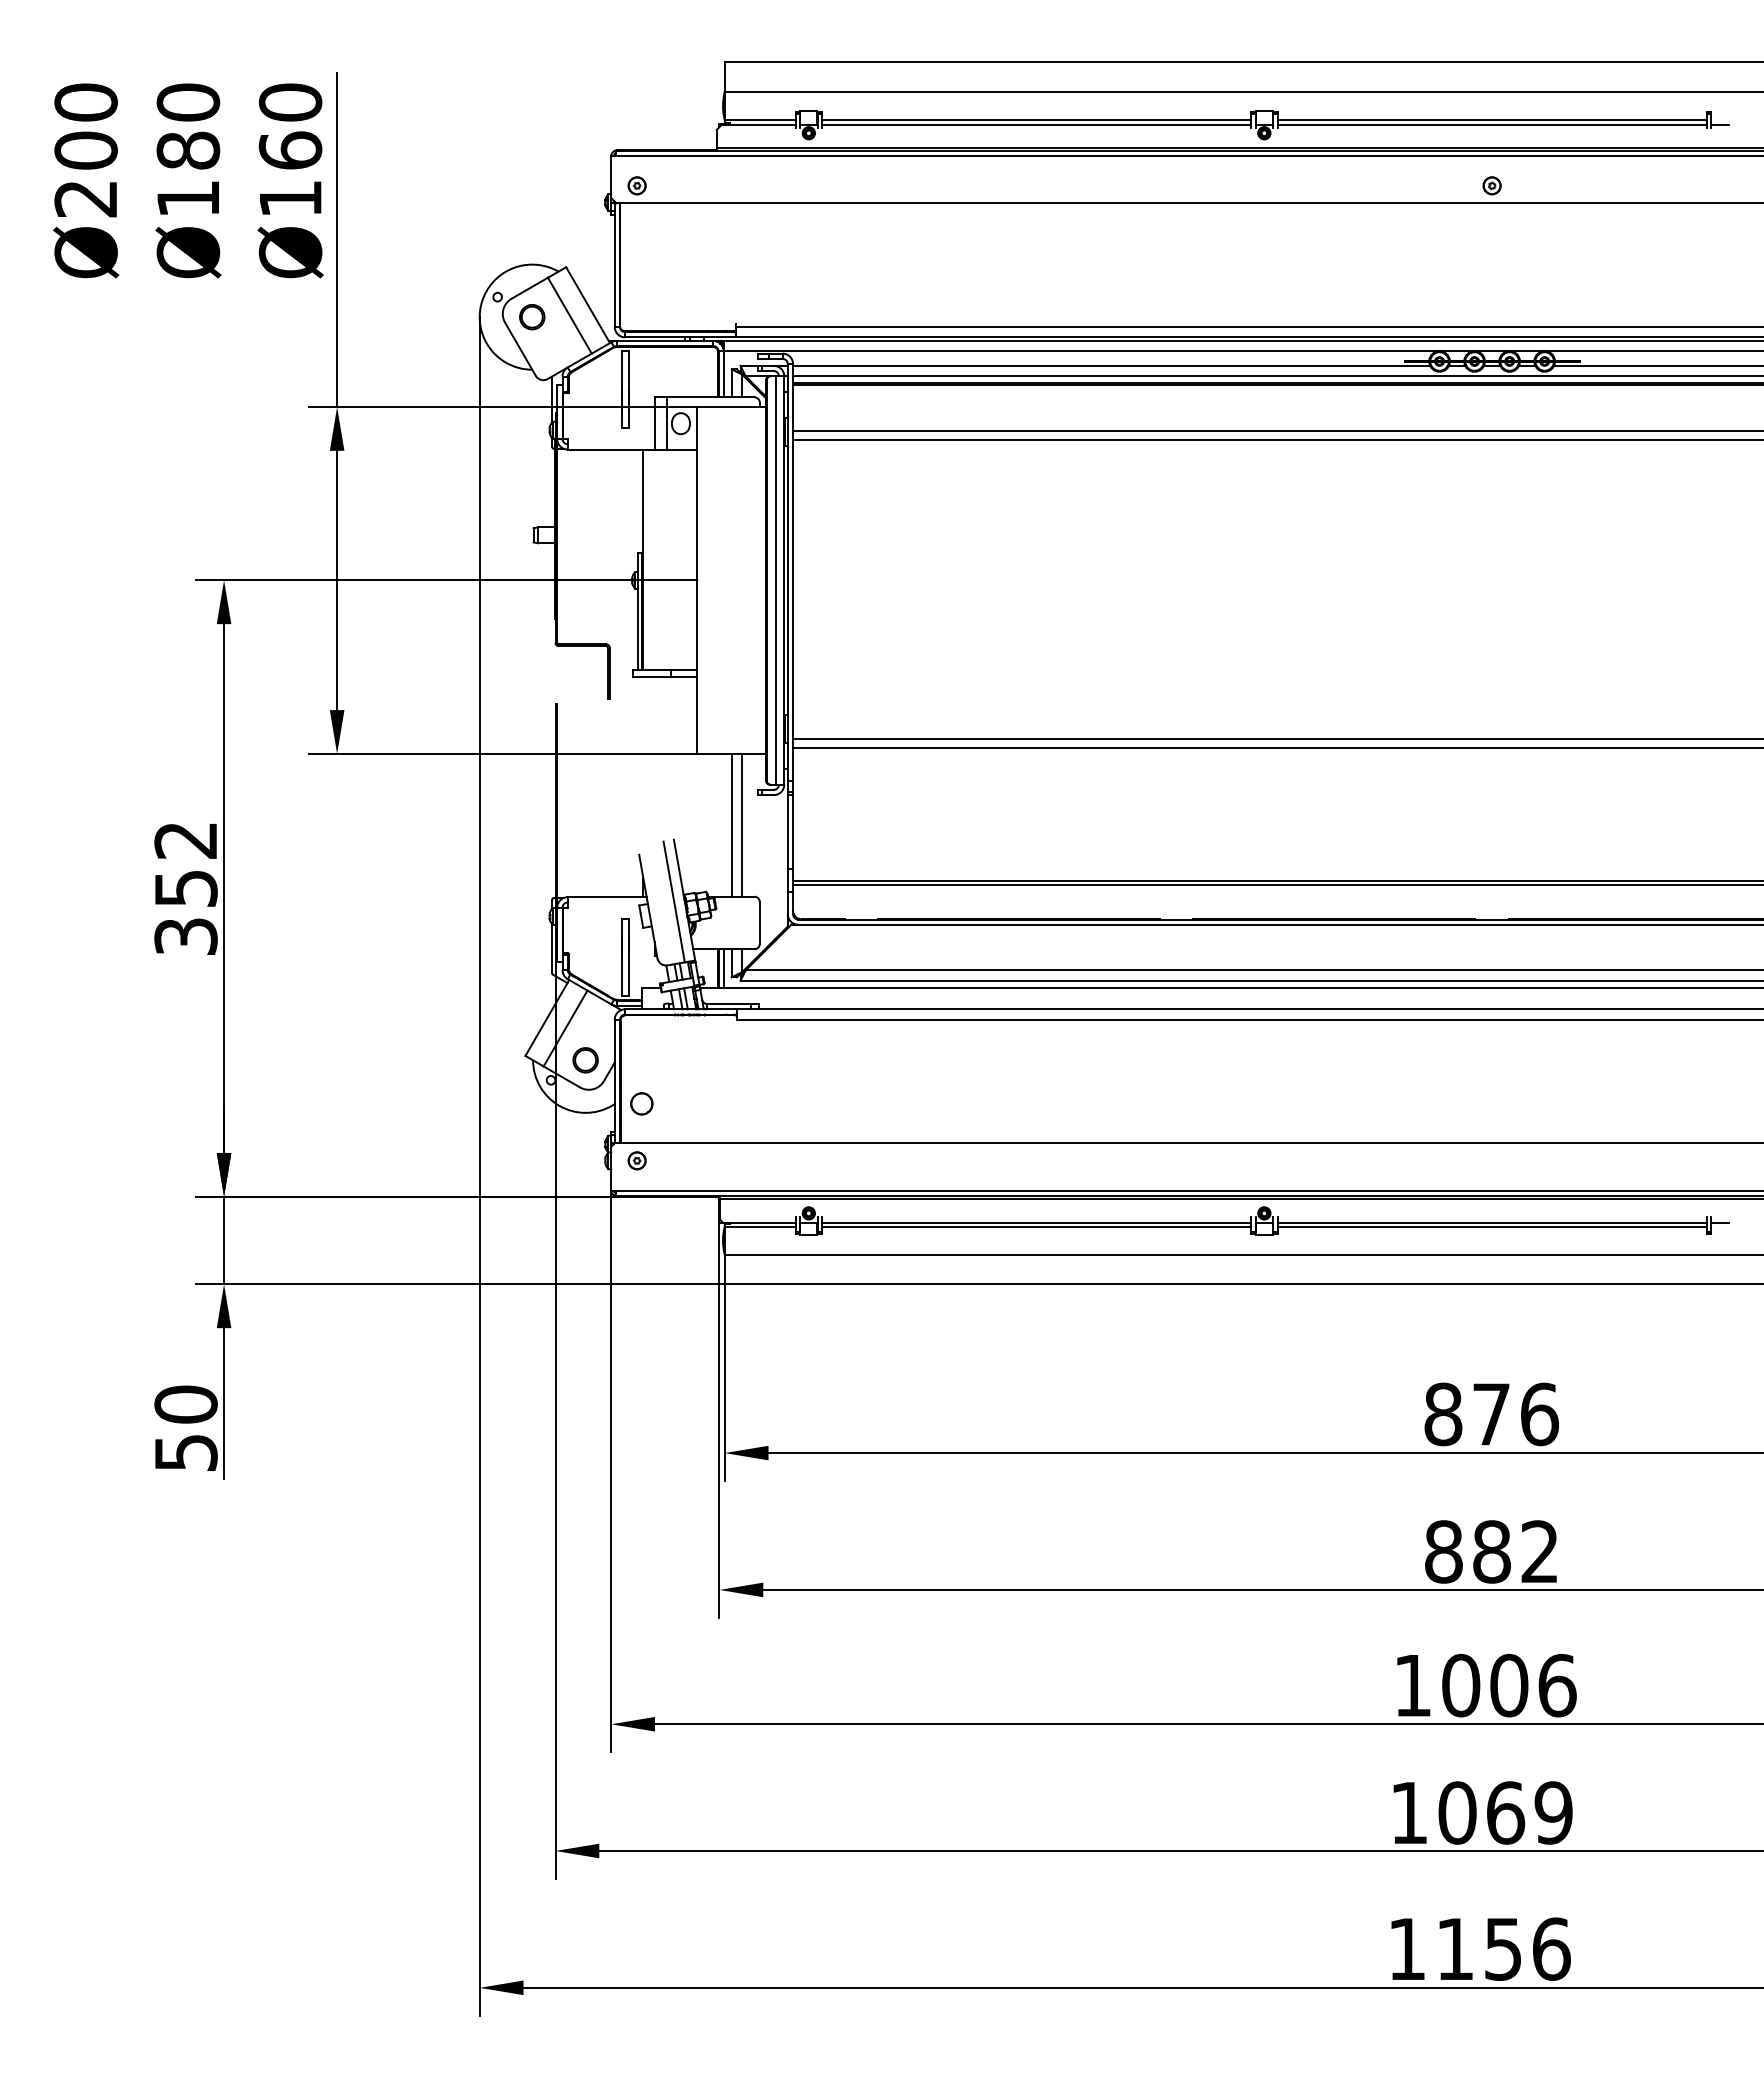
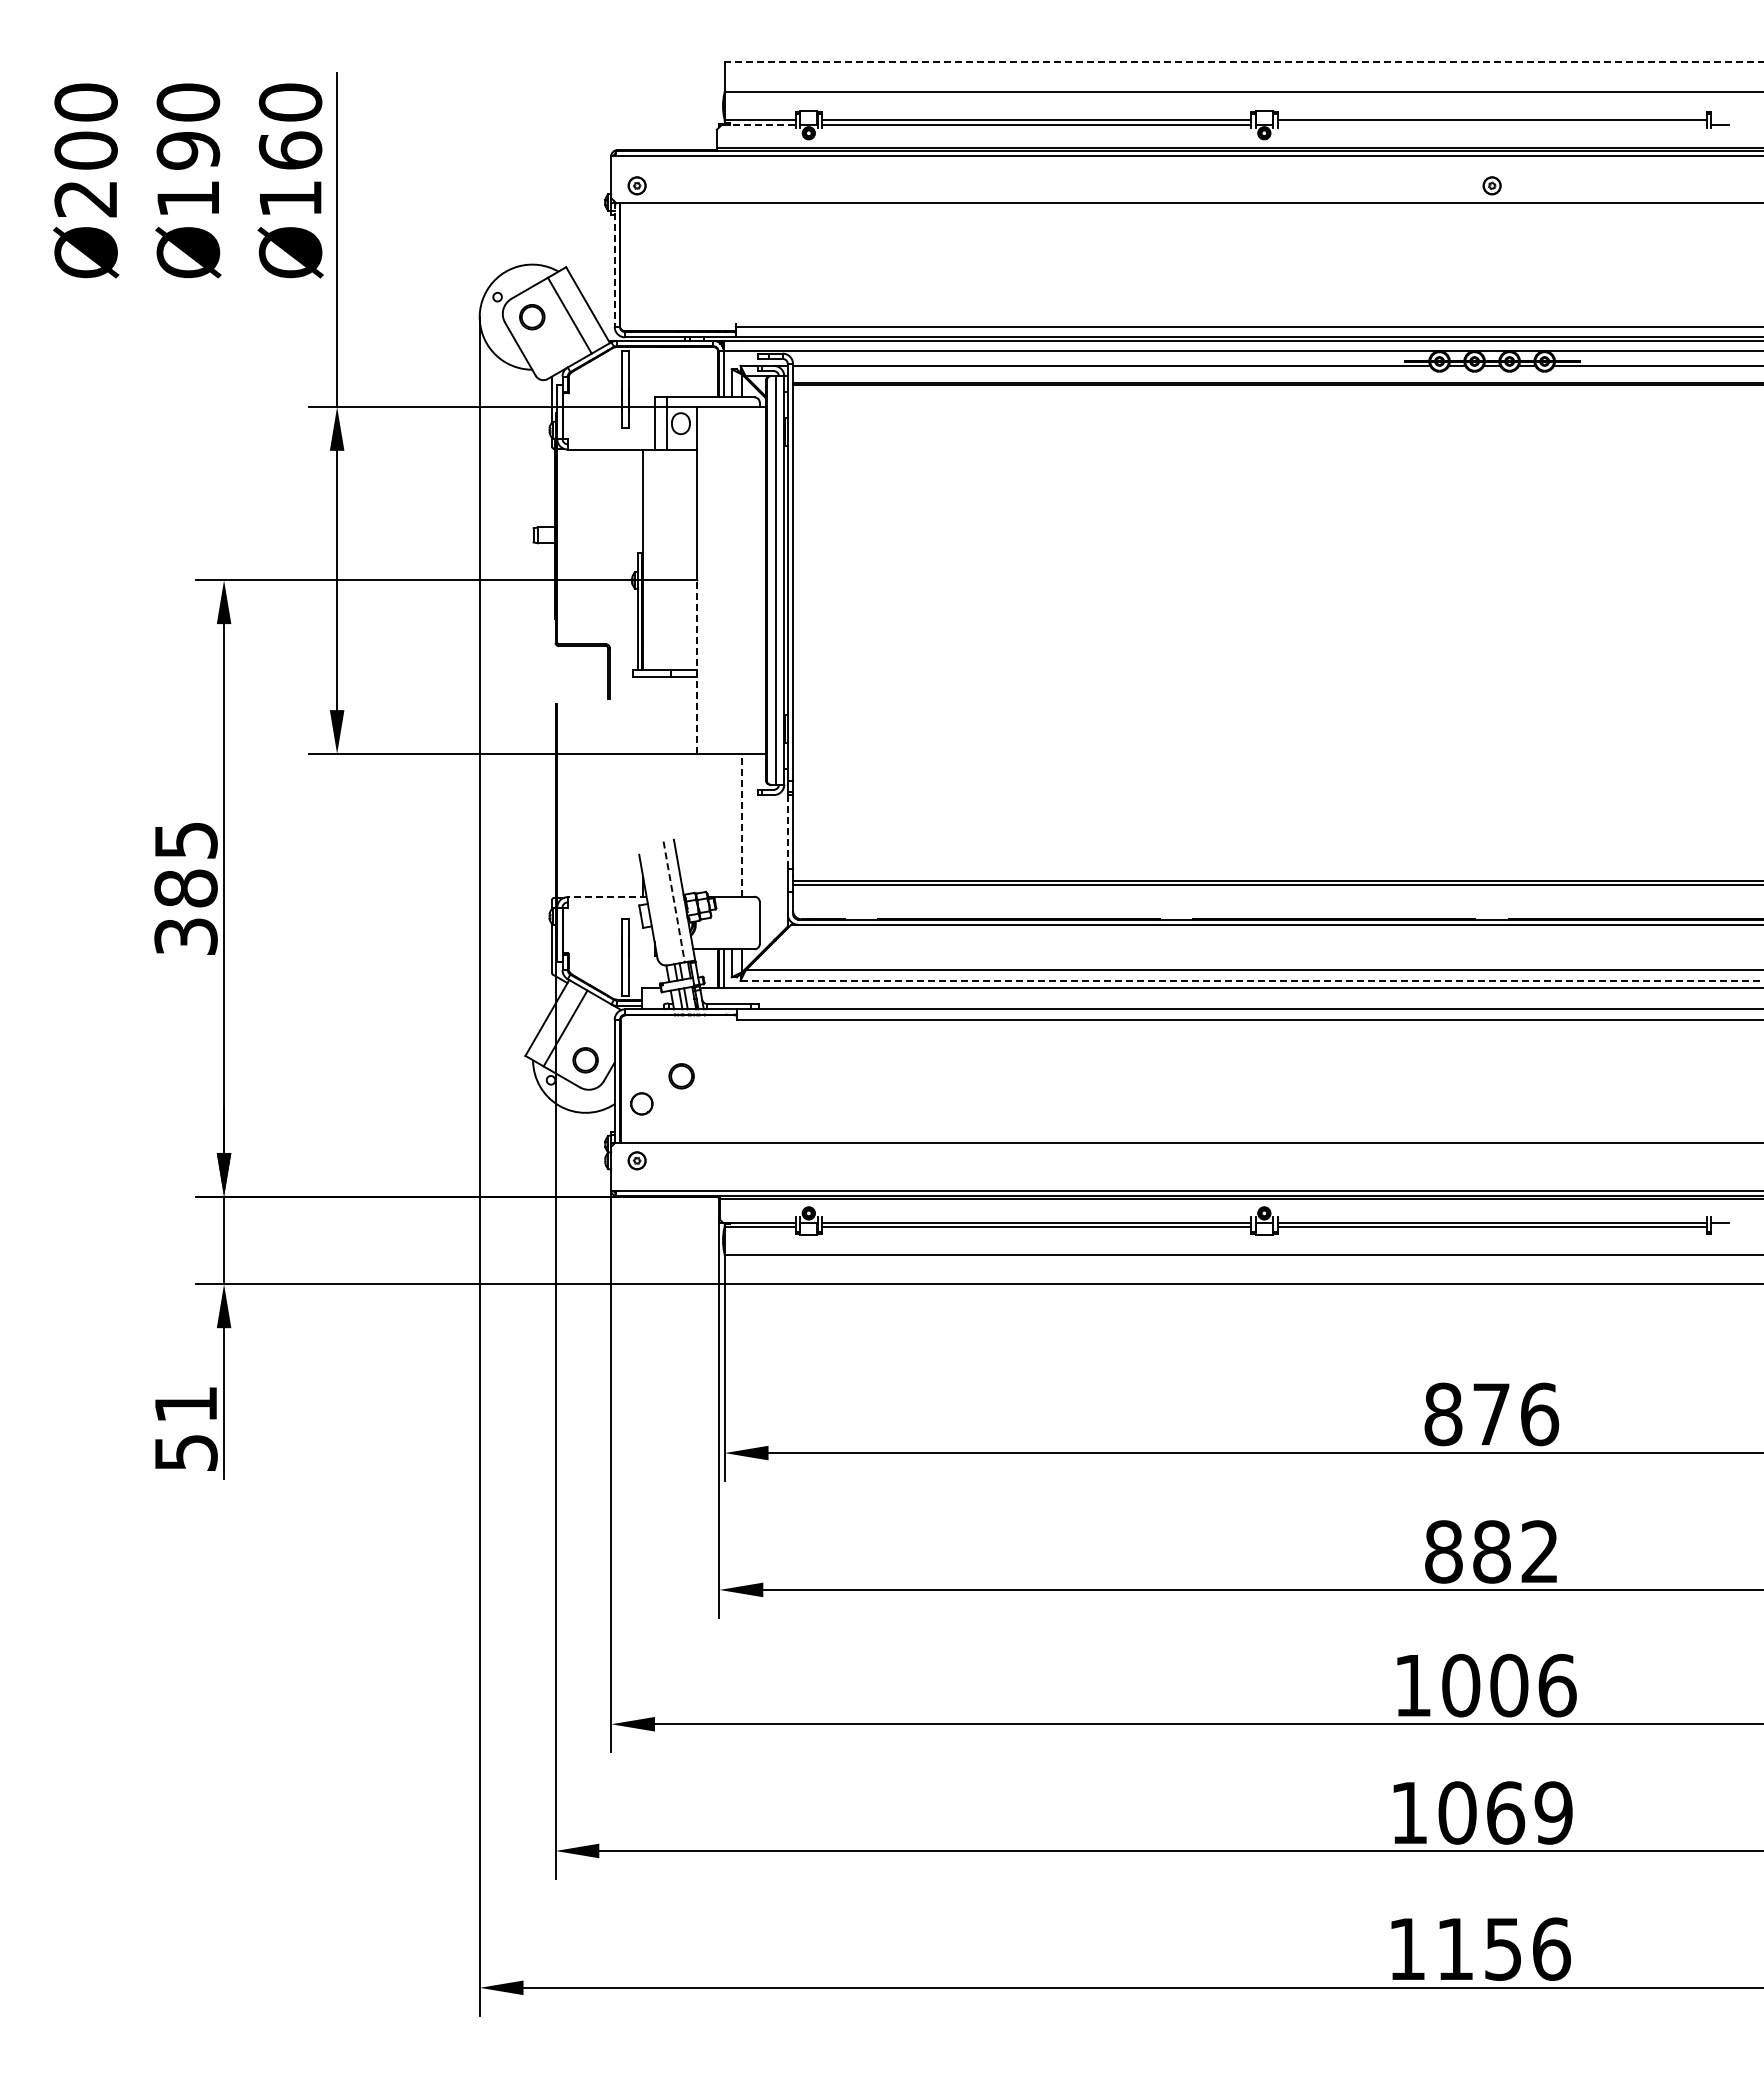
line: solid -> dashed (1243, 62)
line: solid -> dashed (758, 124)
line: present -> none (1491, 124)
text: Ø180 -> Ø190 (188, 150)
line: solid -> dashed (614, 264)
line: present -> none (1276, 376)
line: present -> none (1276, 431)
line: present -> none (1276, 440)
line: solid -> dashed (696, 667)
line: present -> none (1276, 738)
line: present -> none (1276, 748)
line: present -> none (731, 824)
line: solid -> dashed (742, 824)
line: solid -> dashed (787, 832)
text: 352 -> 385 (185, 865)
line: solid -> dashed (606, 897)
line: solid -> dashed (674, 902)
line: solid -> dashed (1252, 980)
part: none -> present (681, 1076)
text: 50 -> 51 (185, 1404)
